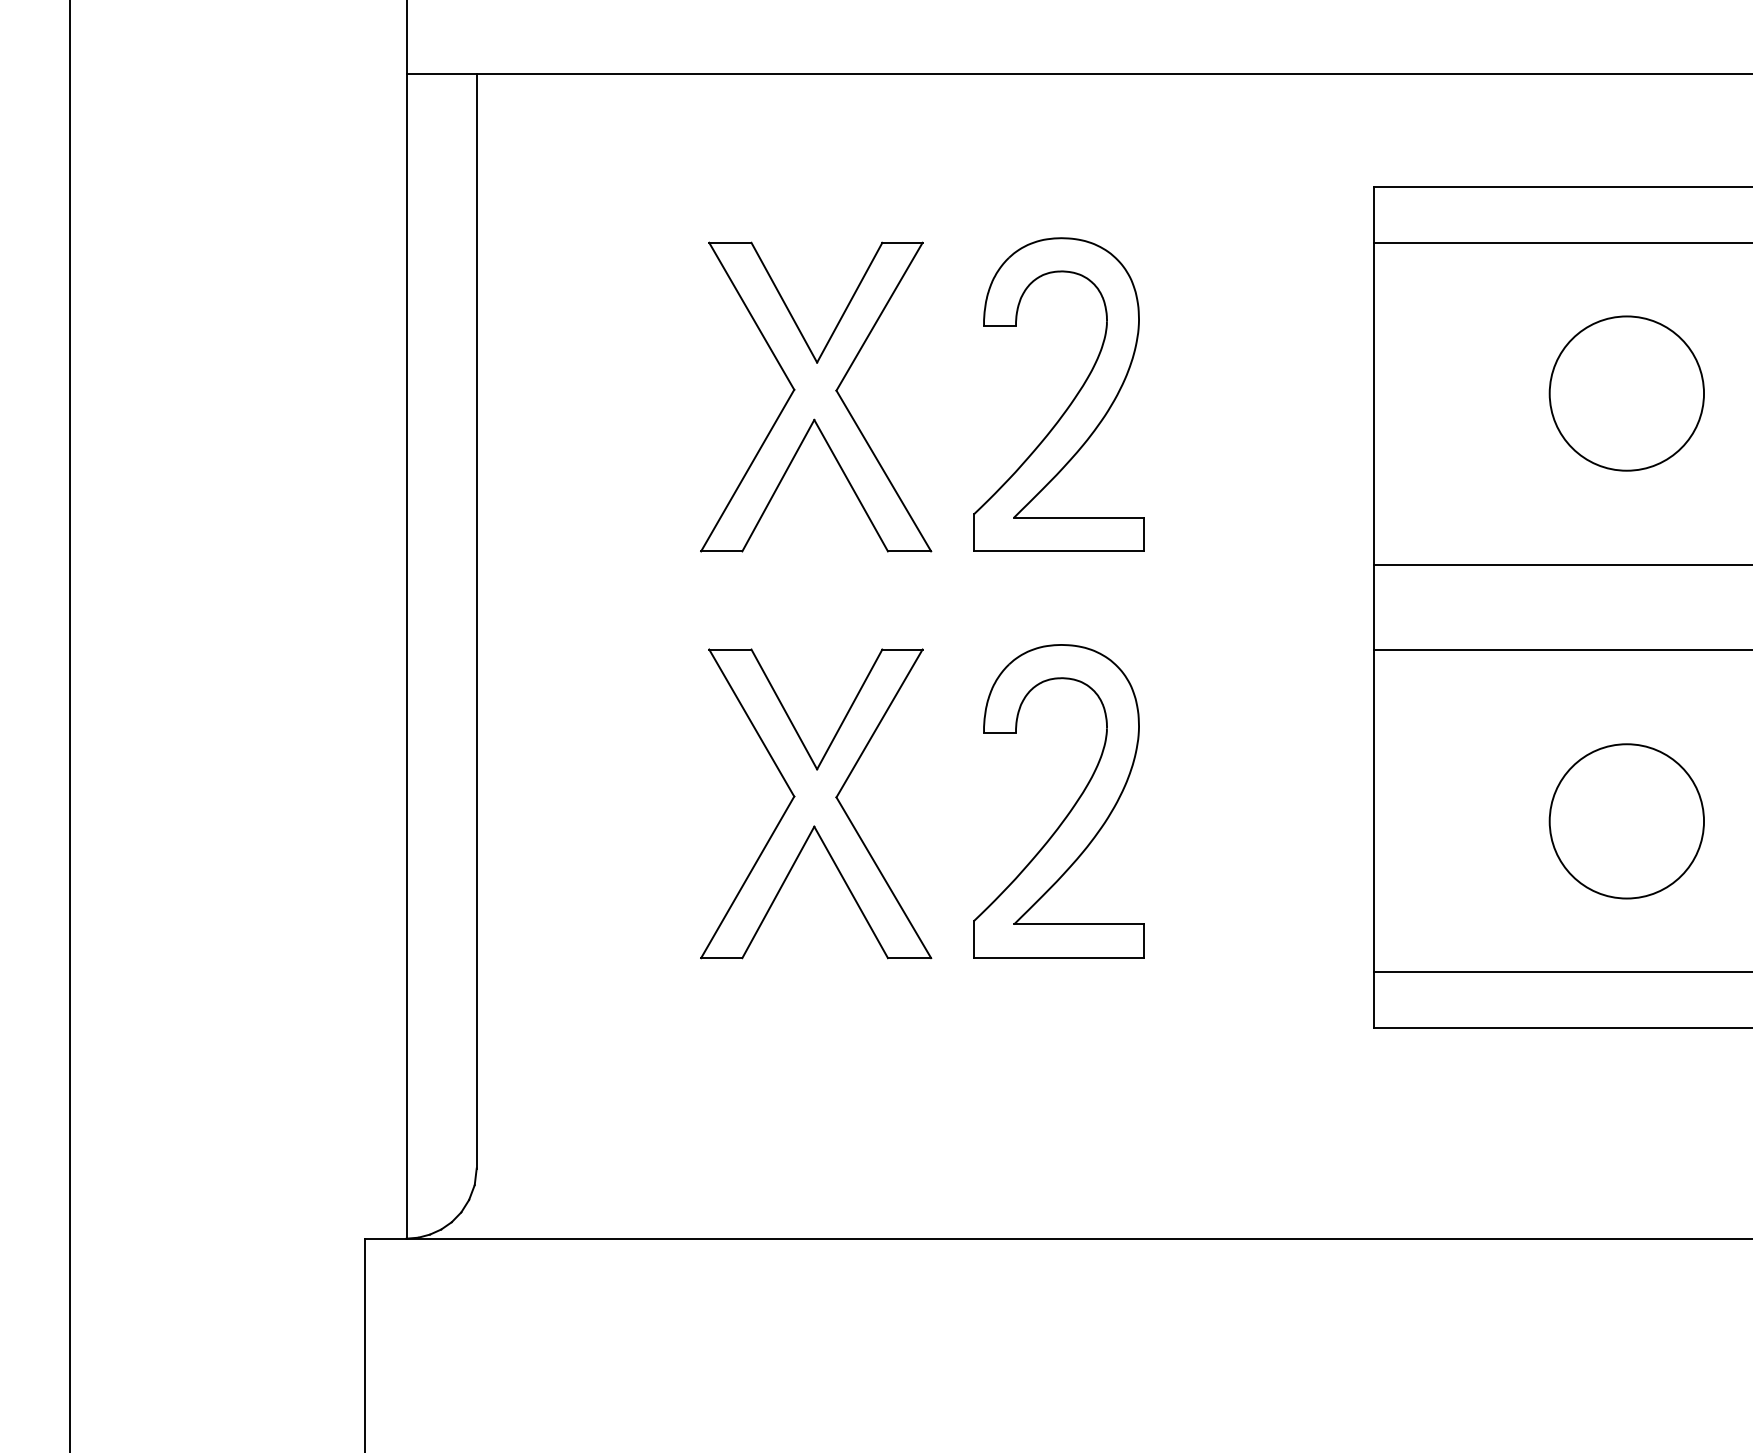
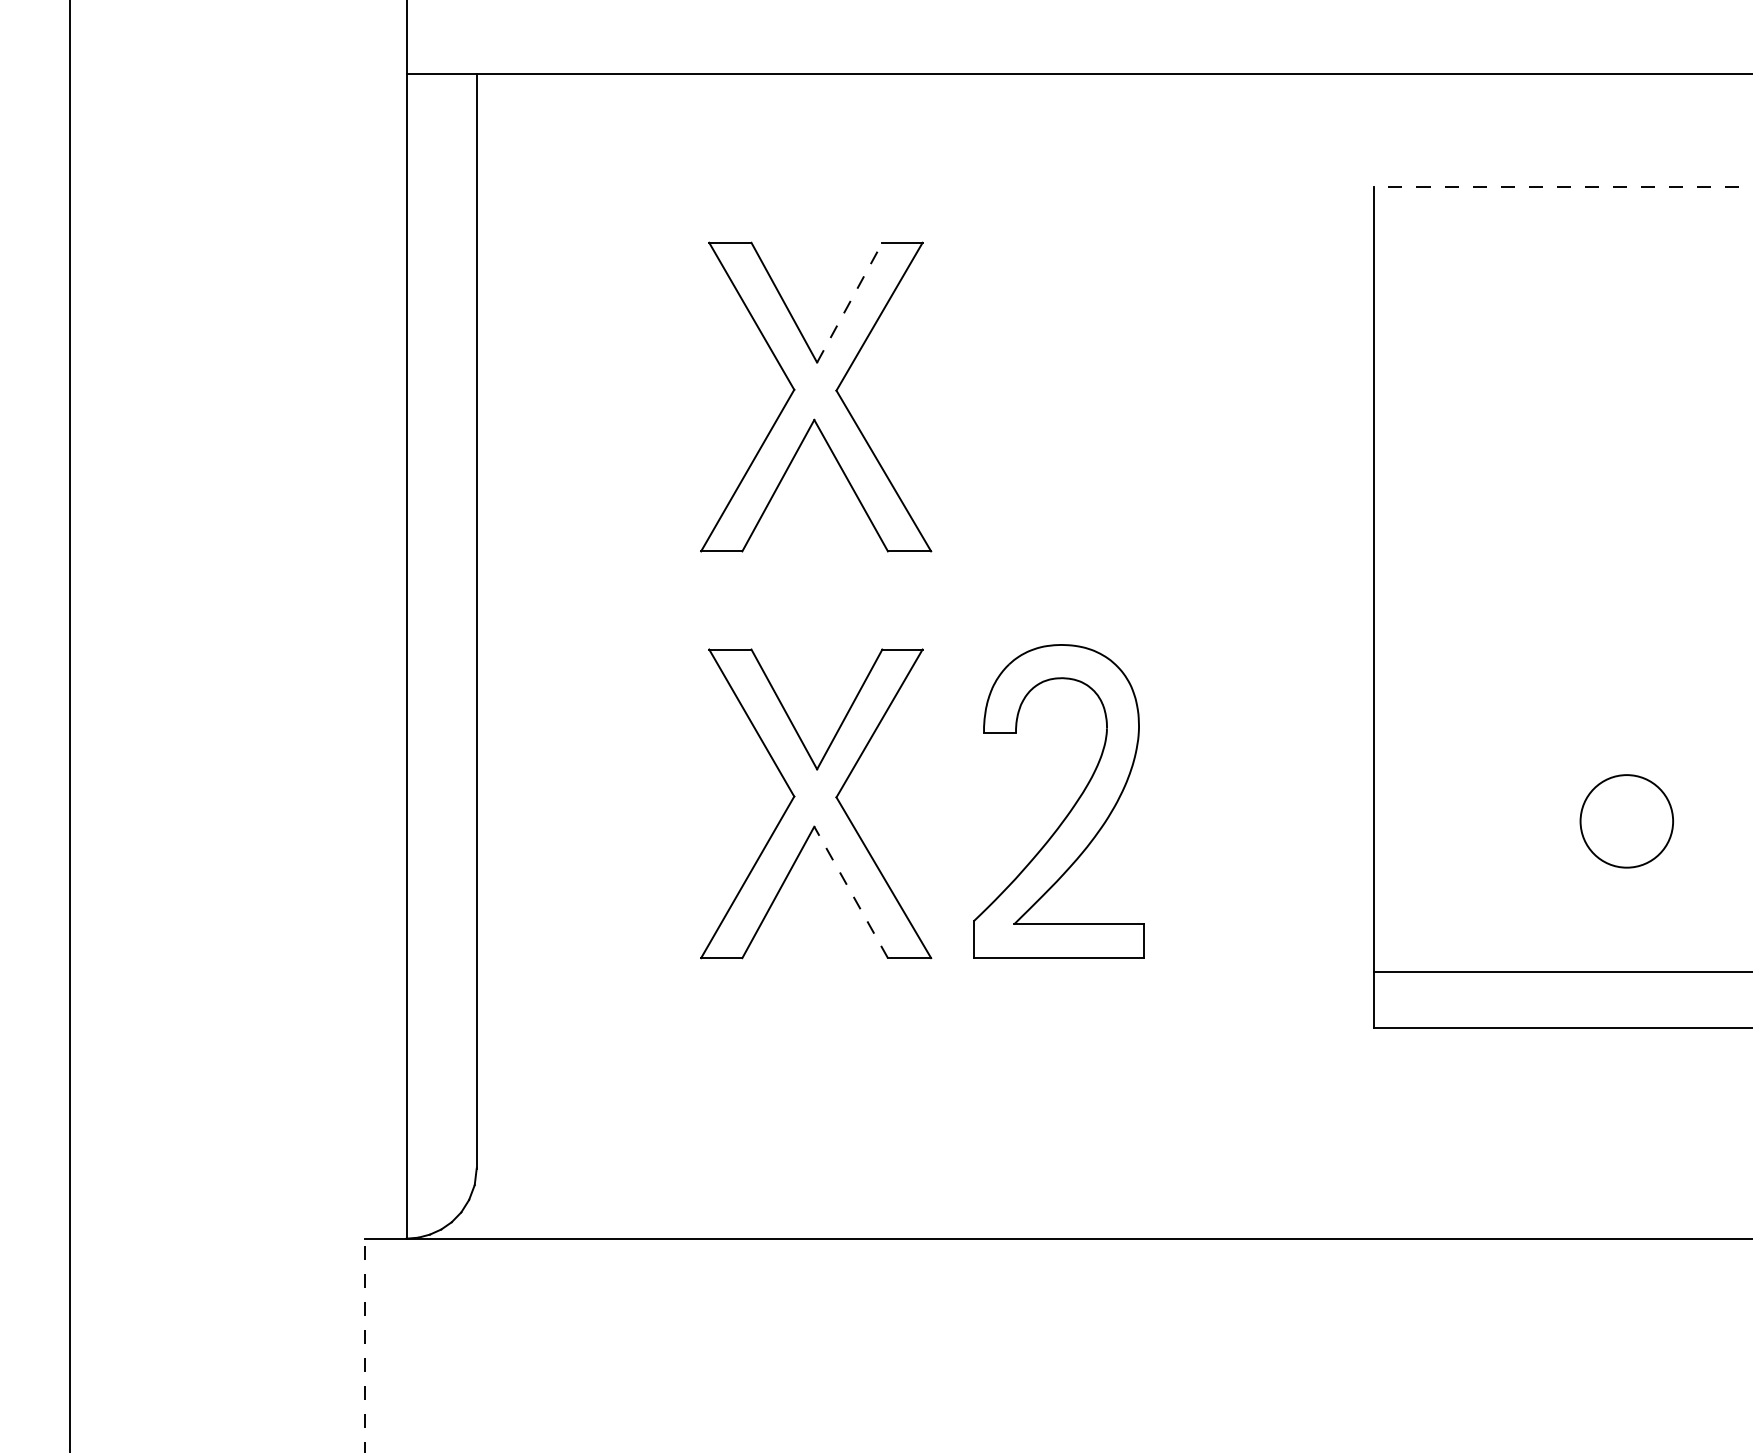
line: solid -> dashed (1563, 186)
line: present -> none (1561, 242)
line: solid -> dashed (849, 302)
circle: present -> none (1626, 393)
part: present -> none (1070, 402)
line: present -> none (1561, 565)
line: present -> none (1561, 649)
circle diameter: 154 px -> 93 px (1626, 821)
line: solid -> dashed (850, 892)
line: solid -> dashed (364, 1345)
